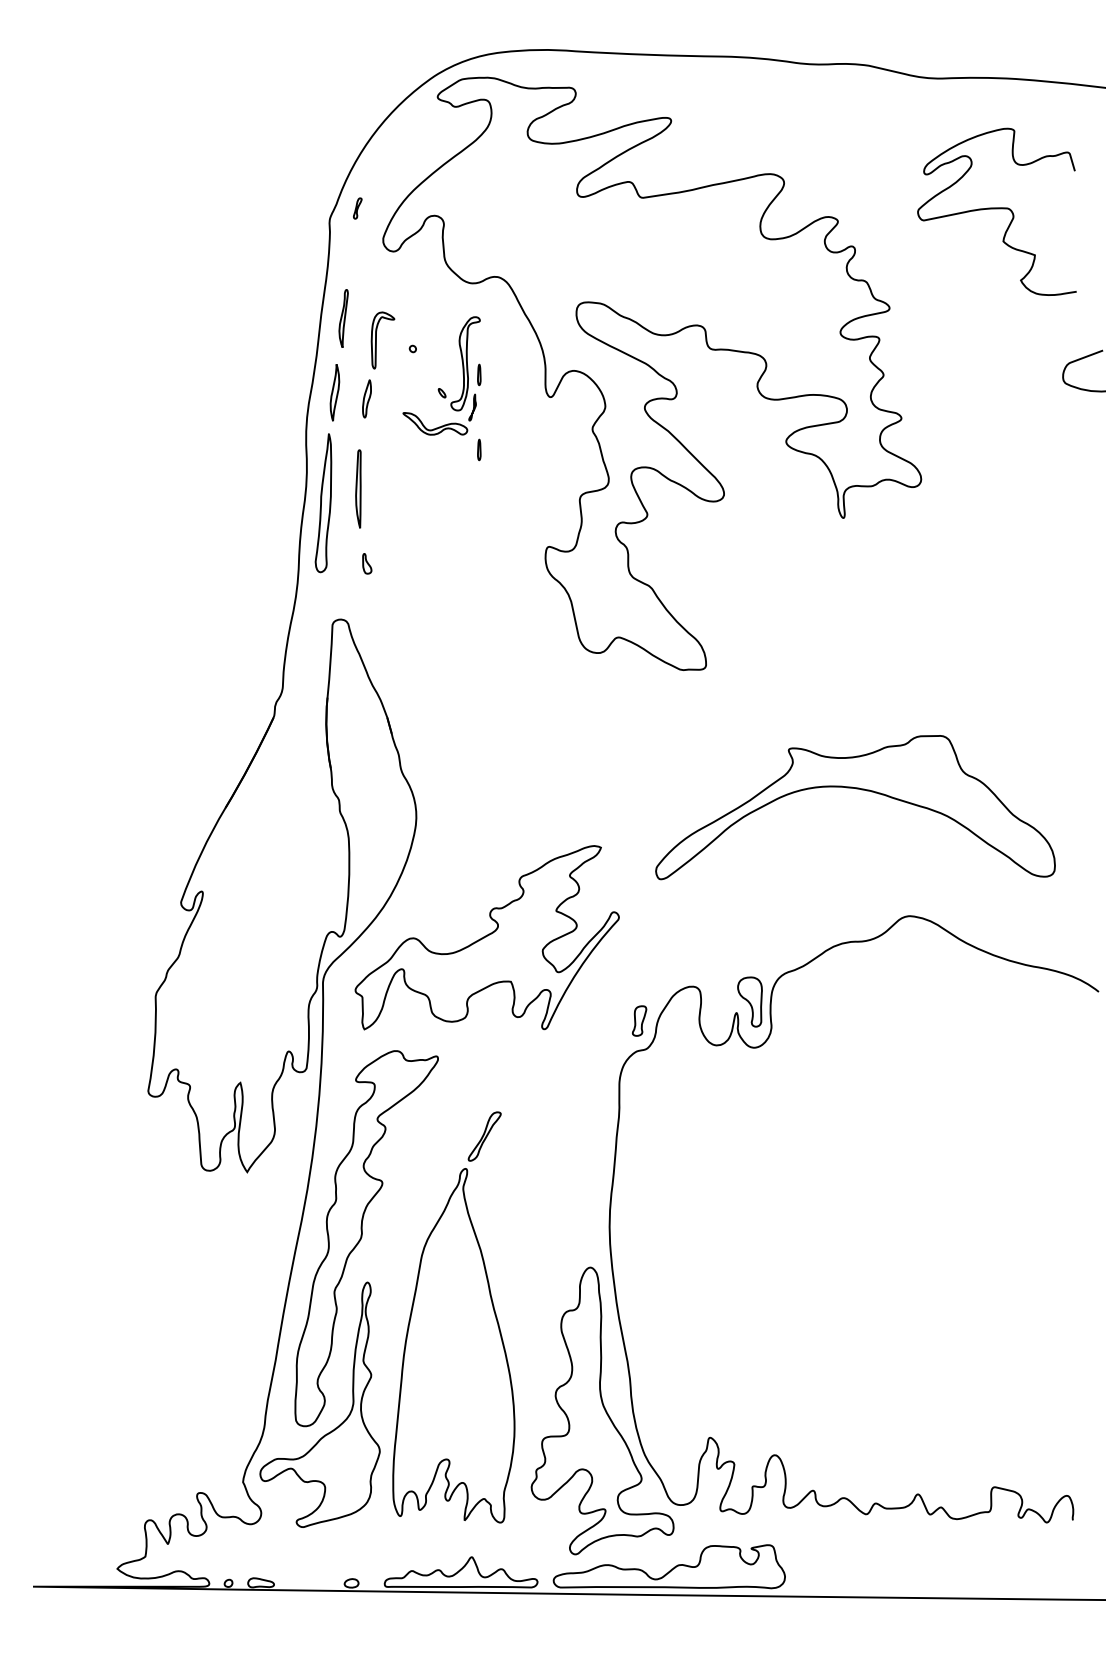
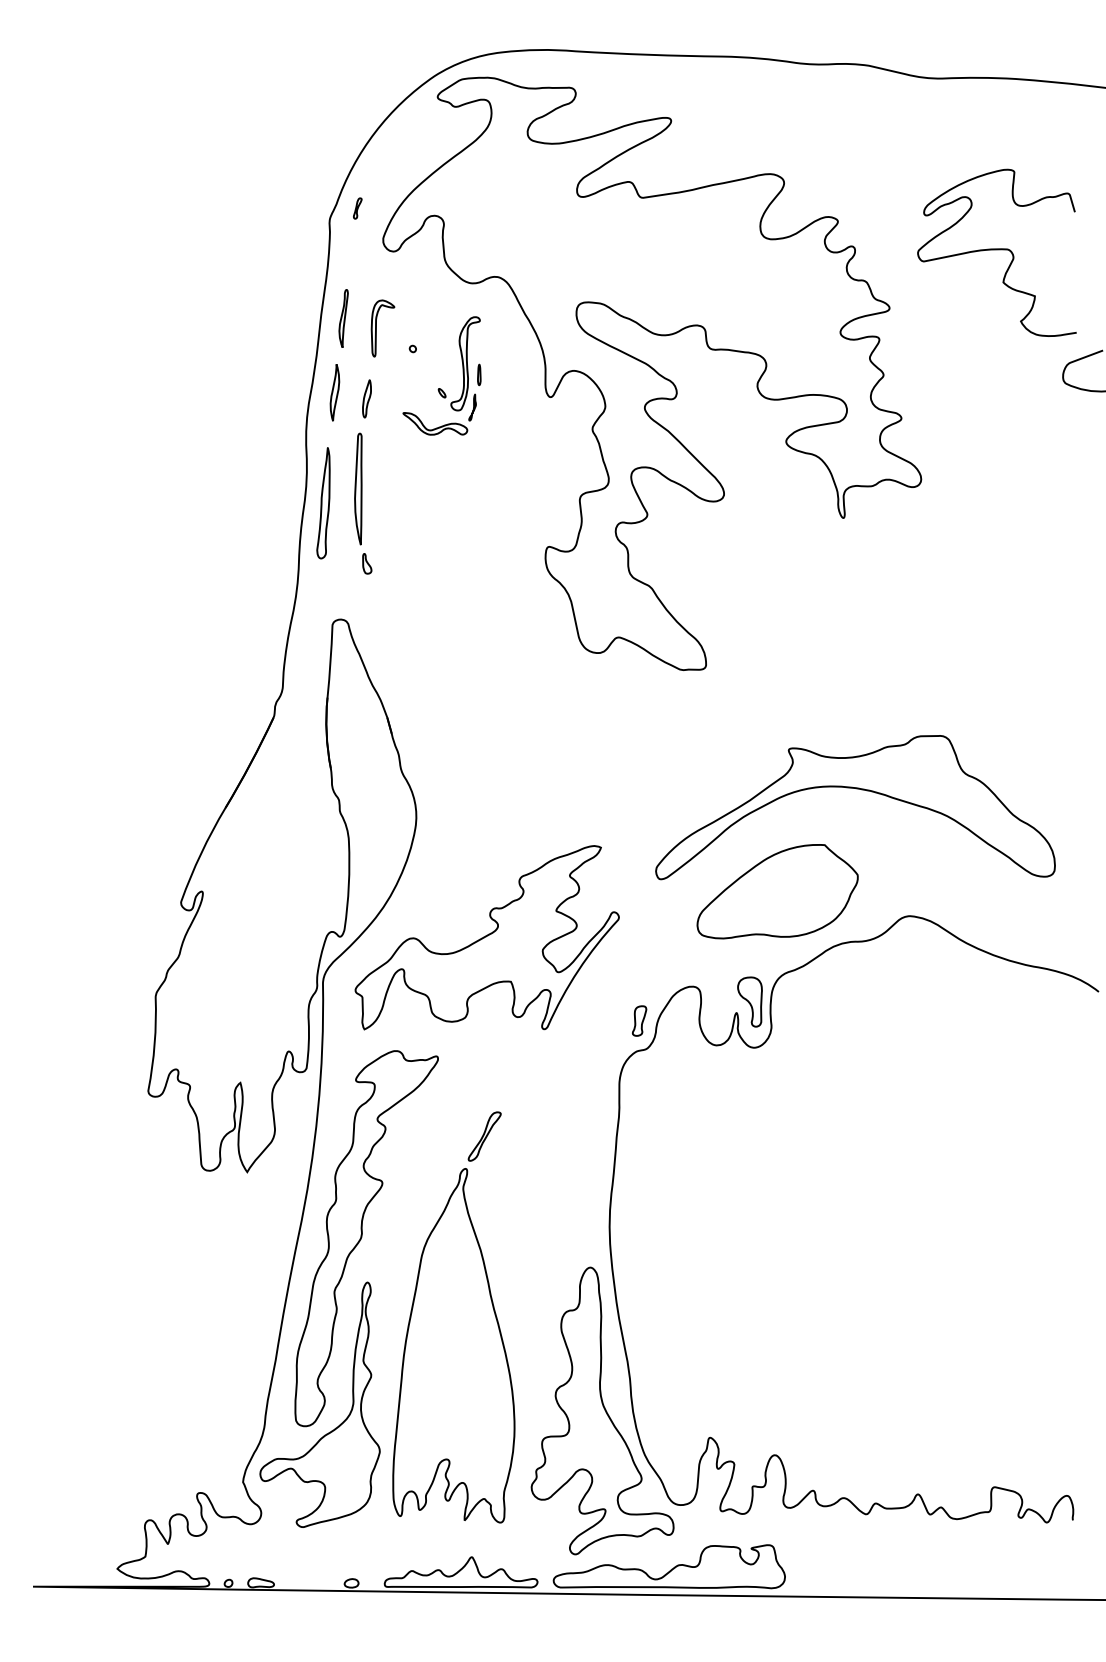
curve position: (996, 209) -> (996, 250) (996, 250)
part position: (382, 340) -> (382, 328) (382, 328)
line: present -> none (479, 449)
part size: 7x80 px -> 9x114 px (358, 488)
part size: 19x141 px -> 15x113 px (323, 503)
part: none -> present (777, 891)
